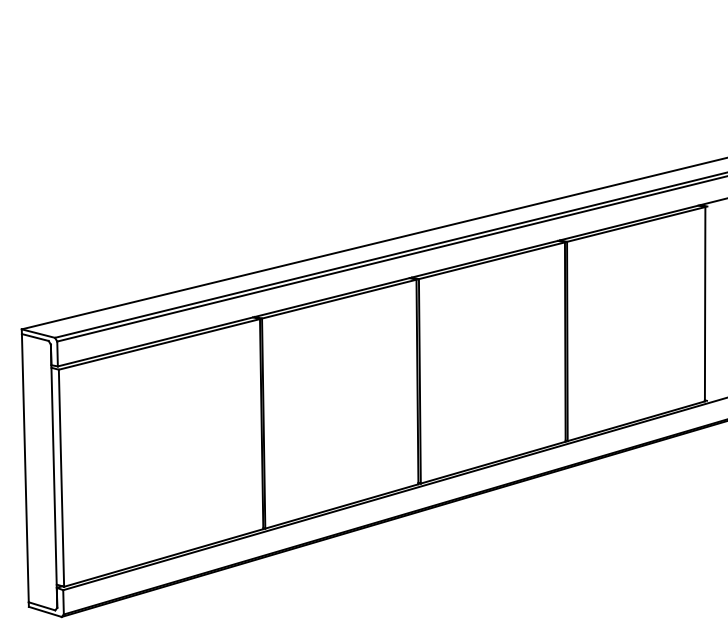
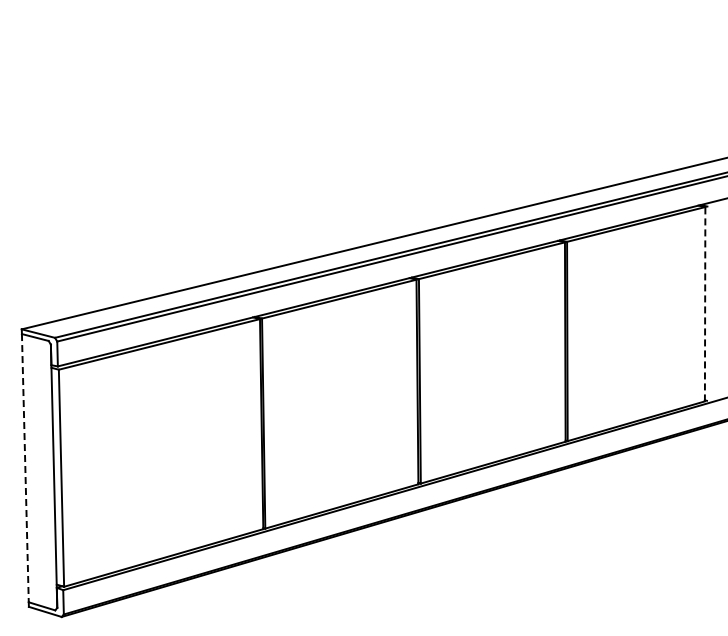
line: solid -> dashed (705, 303)
line: solid -> dashed (25, 468)
